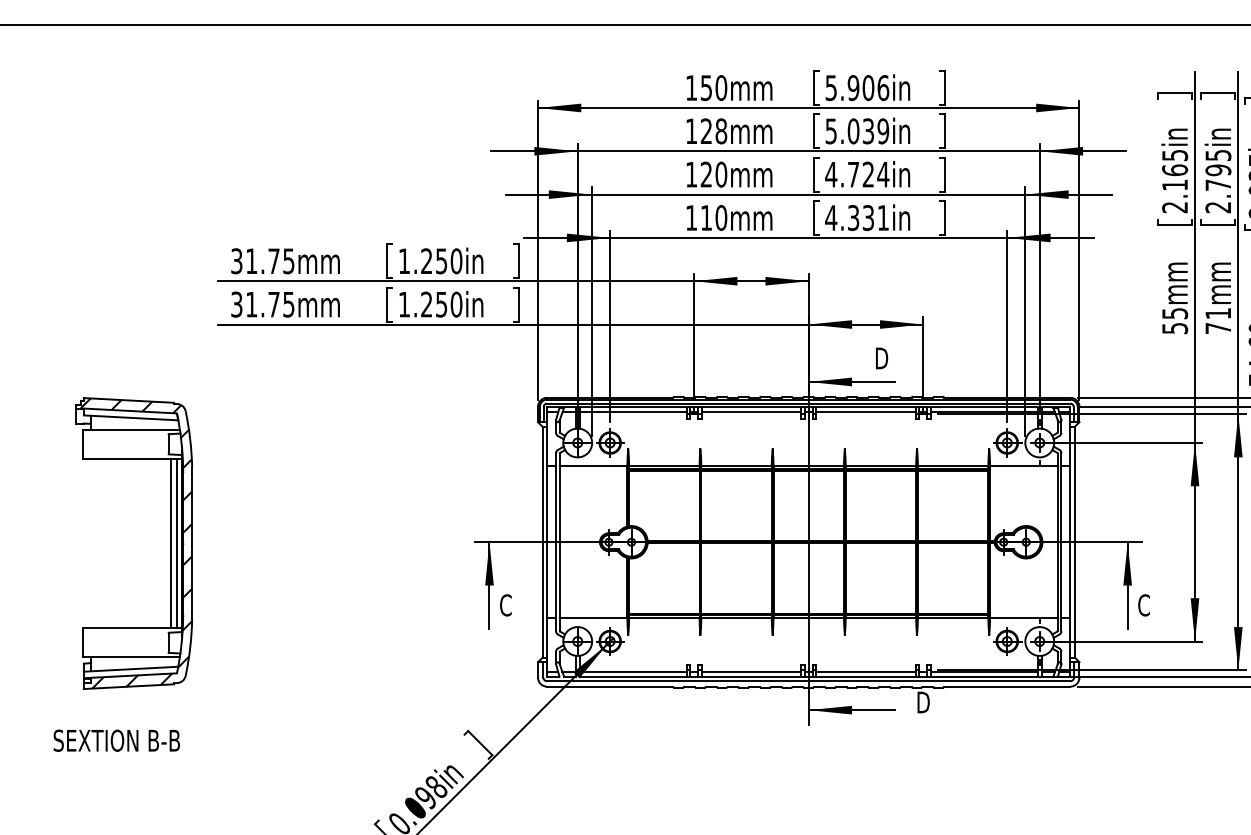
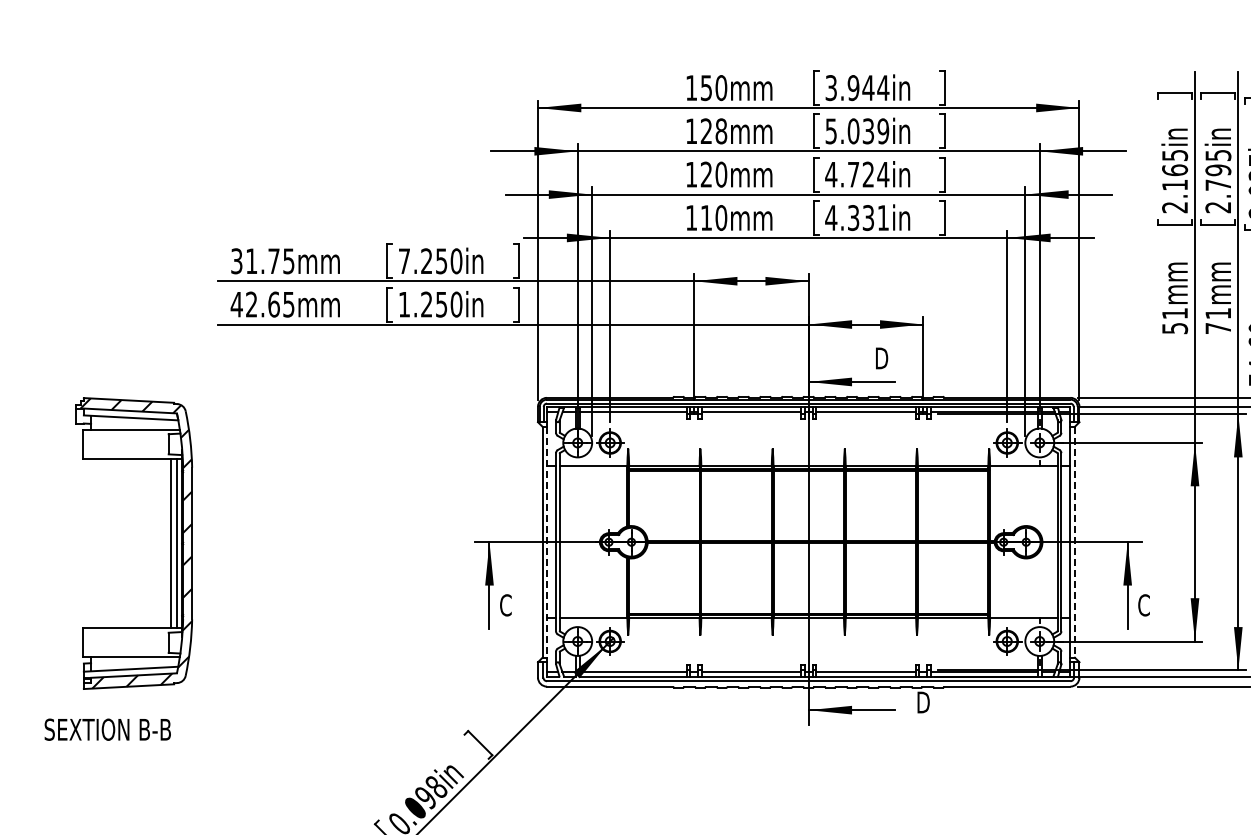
line: present -> none (624, 24)
text: 5.906in -> 3.944in (857, 88)
text: 1.250in -> 7.250in (404, 260)
text: 31.75mm -> 42.65mm (254, 304)
text: 55mm -> 51mm (1175, 313)
line: solid -> dashed (547, 542)
line: solid -> dashed (1074, 542)
text position: (116, 740) -> (107, 729) (107, 729)
